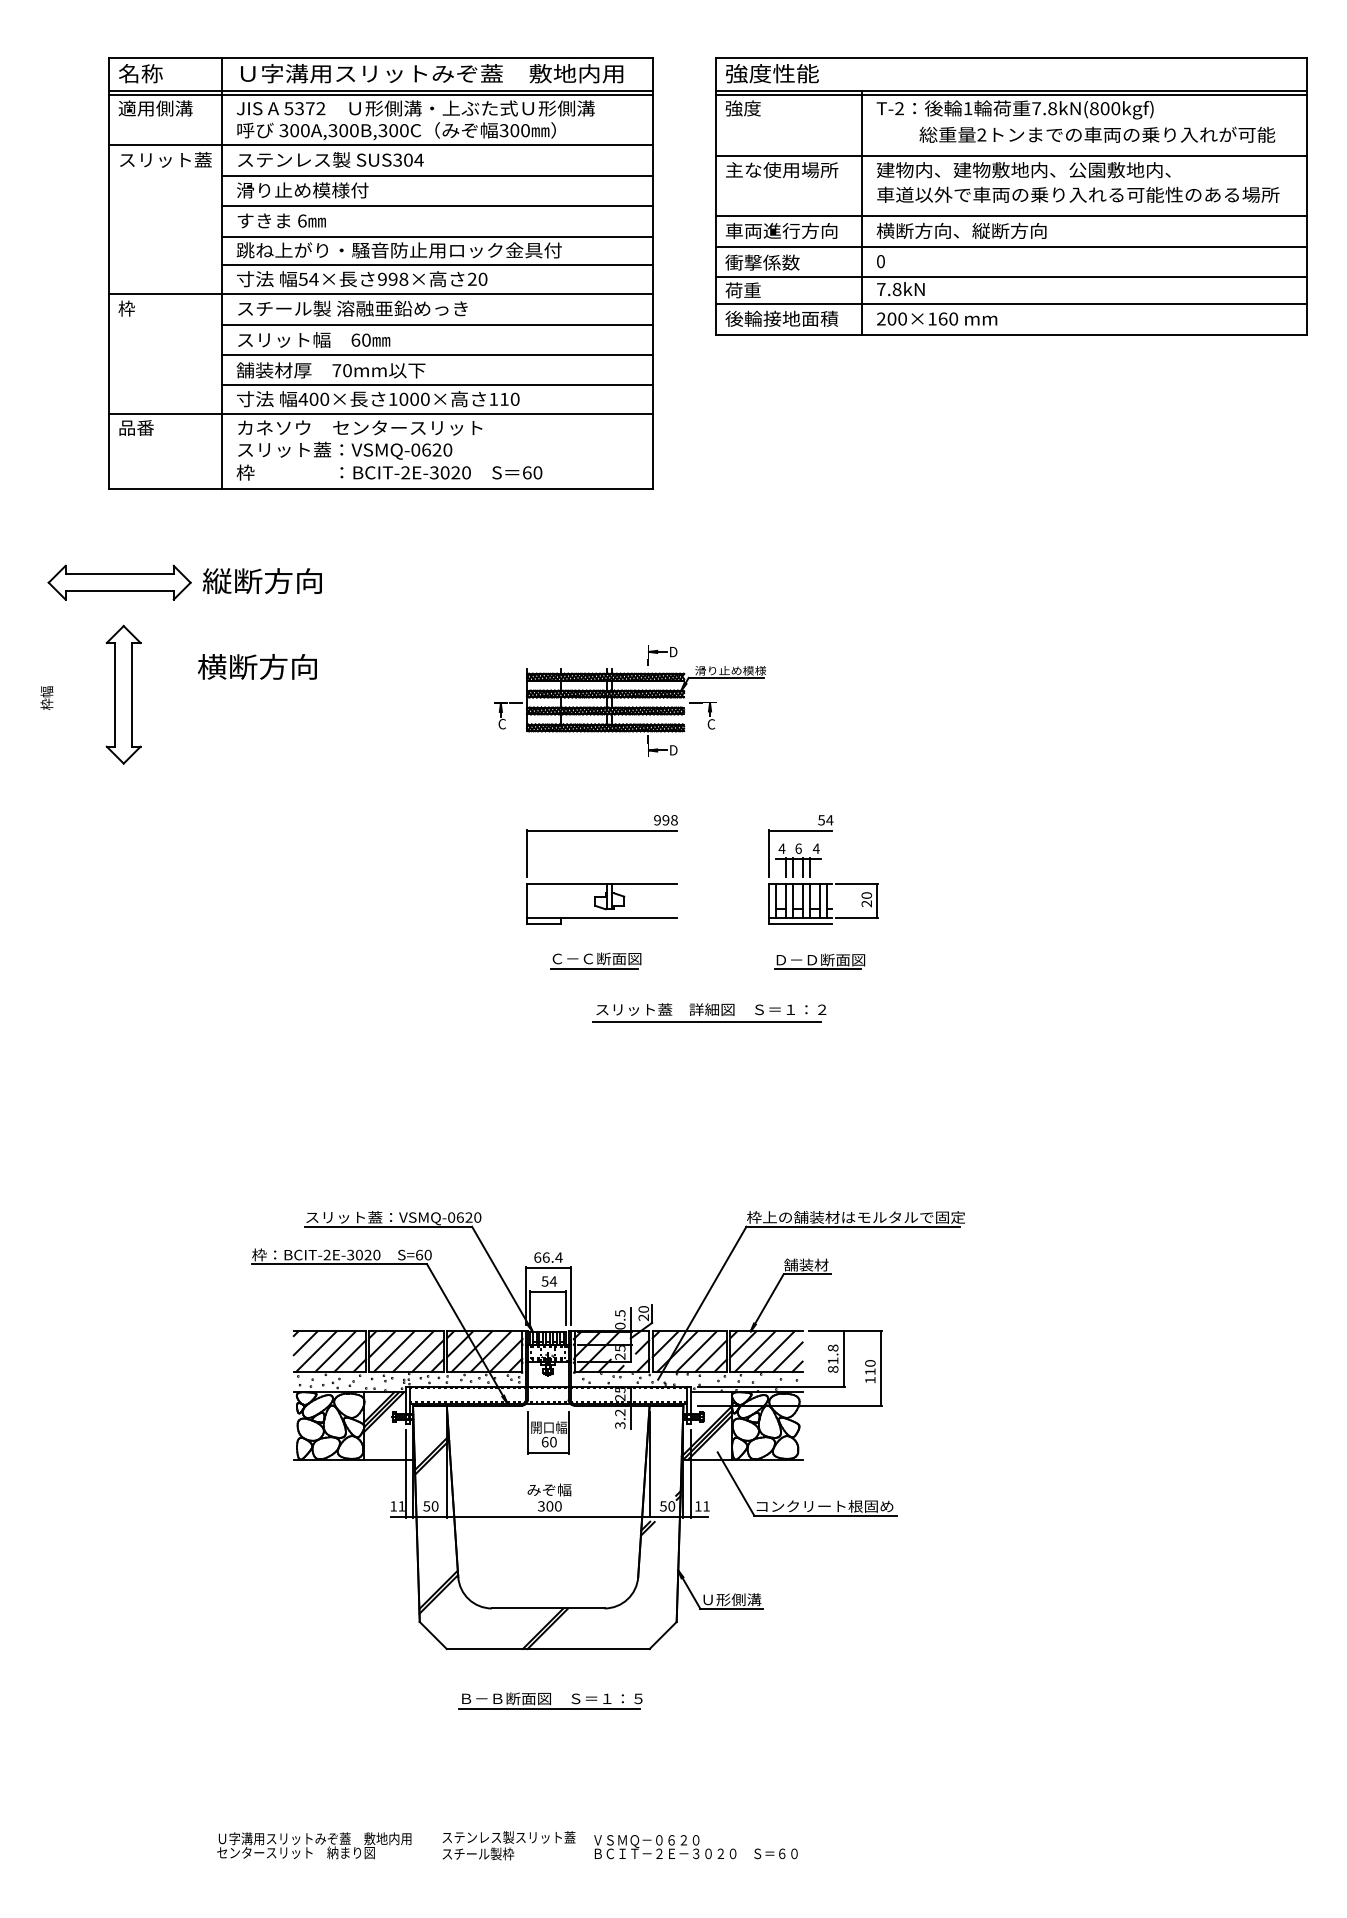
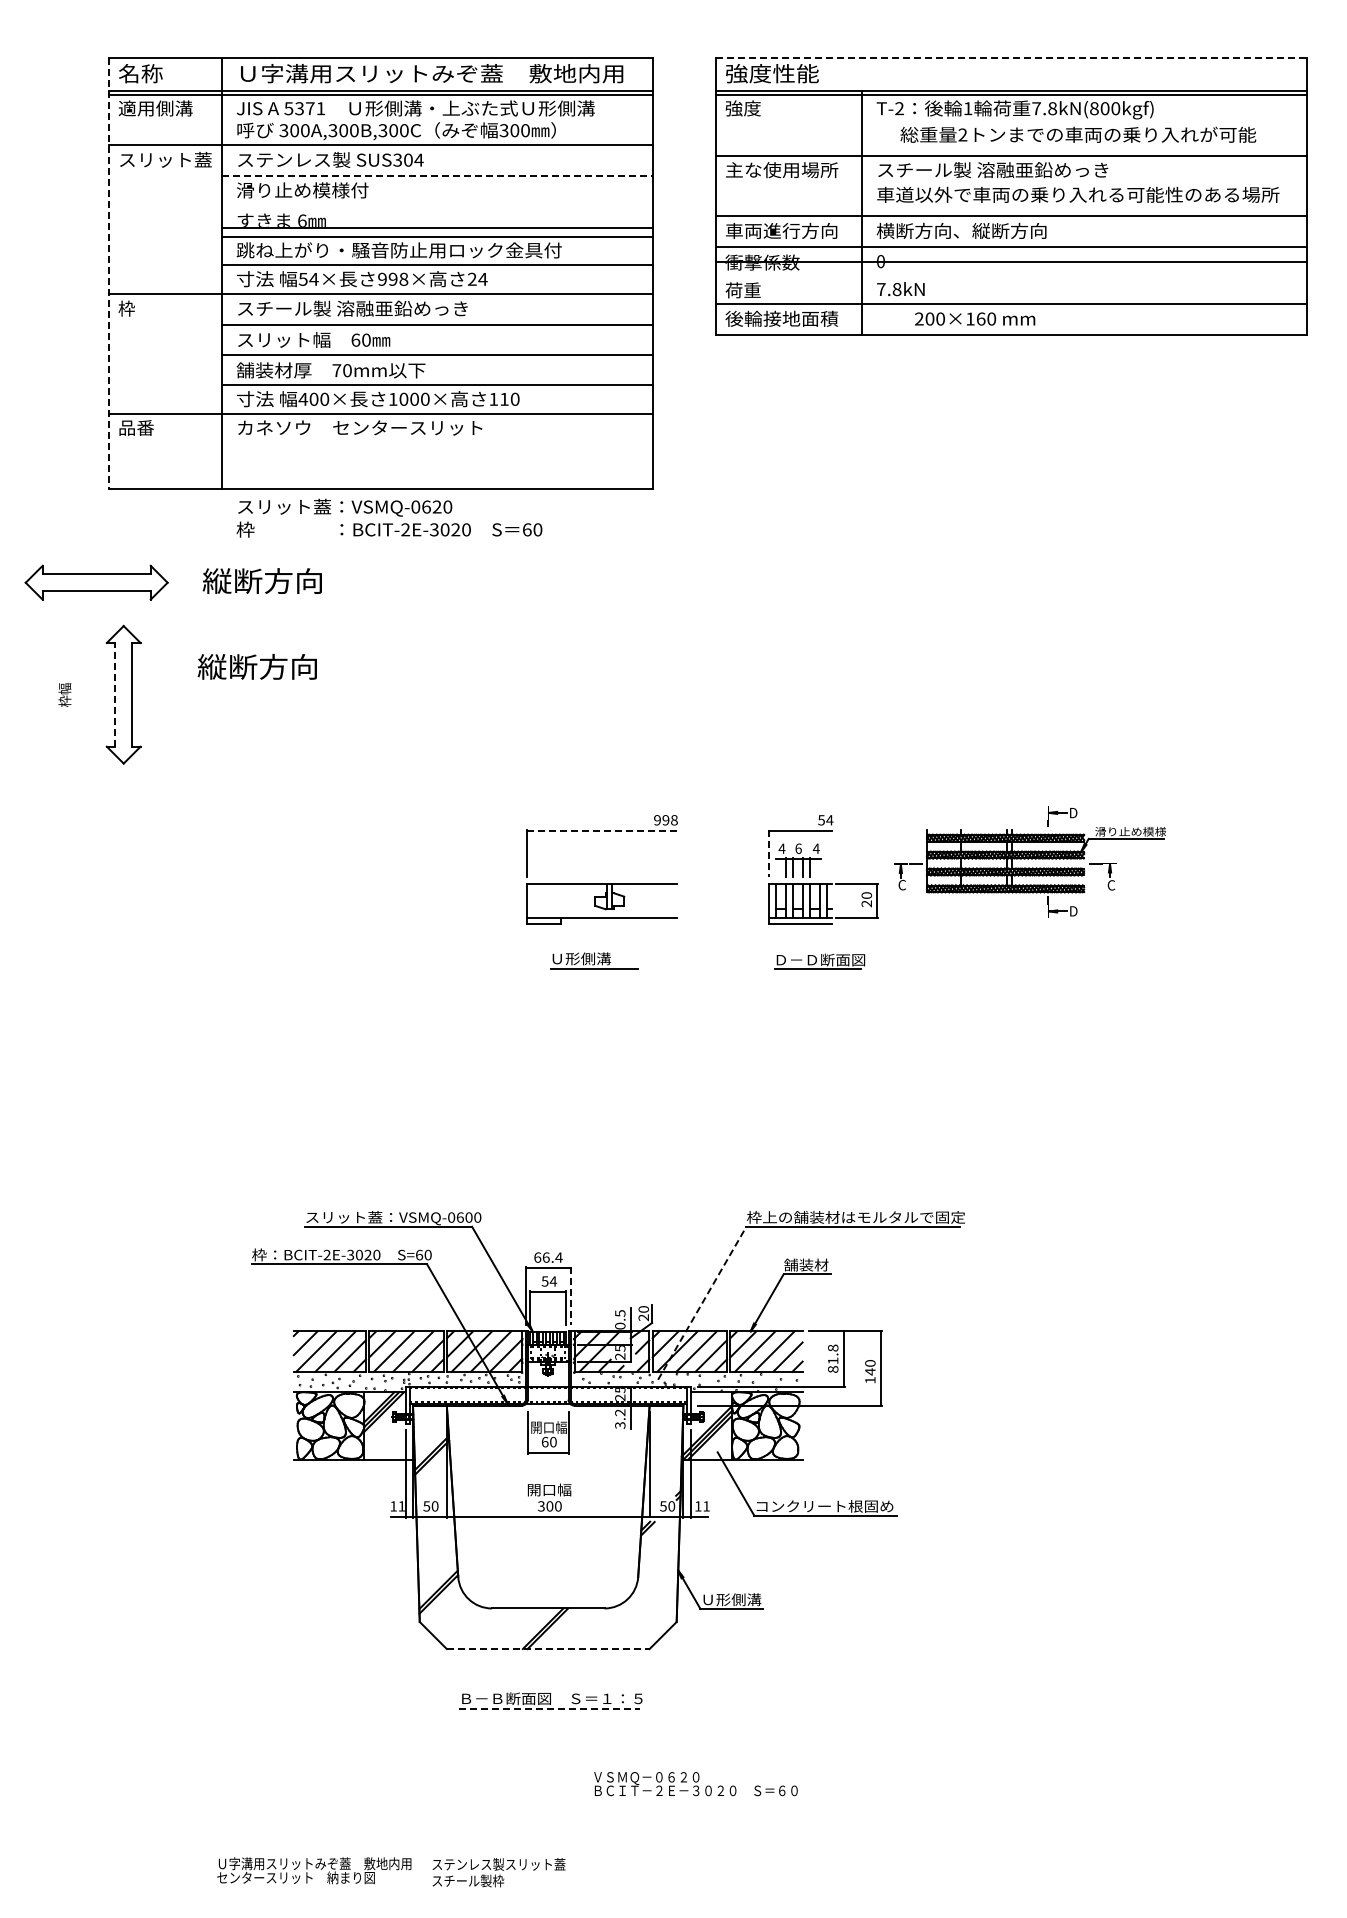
line: solid -> dashed (1011, 57)
text: 5372 -> 5371 (320, 108)
text position: (1097, 134) -> (1078, 134) (1078, 134)
text: 建物内、建物敷地内、公園敷地内、 -> スチール製 溶融亜鉛めっき (1023, 170)
line: solid -> dashed (437, 175)
line position: (437, 206) -> (437, 228) (437, 228)
line: solid -> dashed (108, 273)
line position: (1010, 277) -> (1010, 262) (1010, 262)
text: 20 -> 24 (482, 278)
text position: (937, 318) -> (975, 318) (975, 318)
text position: (389, 460) -> (389, 517) (389, 517)
part position: (119, 582) -> (96, 582) (96, 582)
text: 横断方向 -> 縦断方向 (211, 666)
line: solid -> dashed (115, 694)
text position: (46, 697) -> (64, 694) (64, 694)
part position: (629, 700) -> (1029, 861) (1029, 861)
line: solid -> dashed (601, 830)
line: solid -> dashed (769, 853)
text: Ｃ－Ｃ断面図 -> Ｕ形側溝 (596, 958)
part: present -> none (709, 1012)
text: VSMQ-0620 -> VSMQ-0600 (468, 1217)
line: solid -> dashed (570, 1295)
line: solid -> dashed (702, 1302)
text: 110 -> 140 (870, 1371)
text: みぞ幅 -> 開口幅 (541, 1490)
line: solid -> dashed (548, 1649)
line: solid -> dashed (550, 1708)
text position: (314, 1845) -> (314, 1870) (314, 1870)
text position: (508, 1845) -> (498, 1872) (498, 1872)
text position: (695, 1847) -> (695, 1784) (695, 1784)
